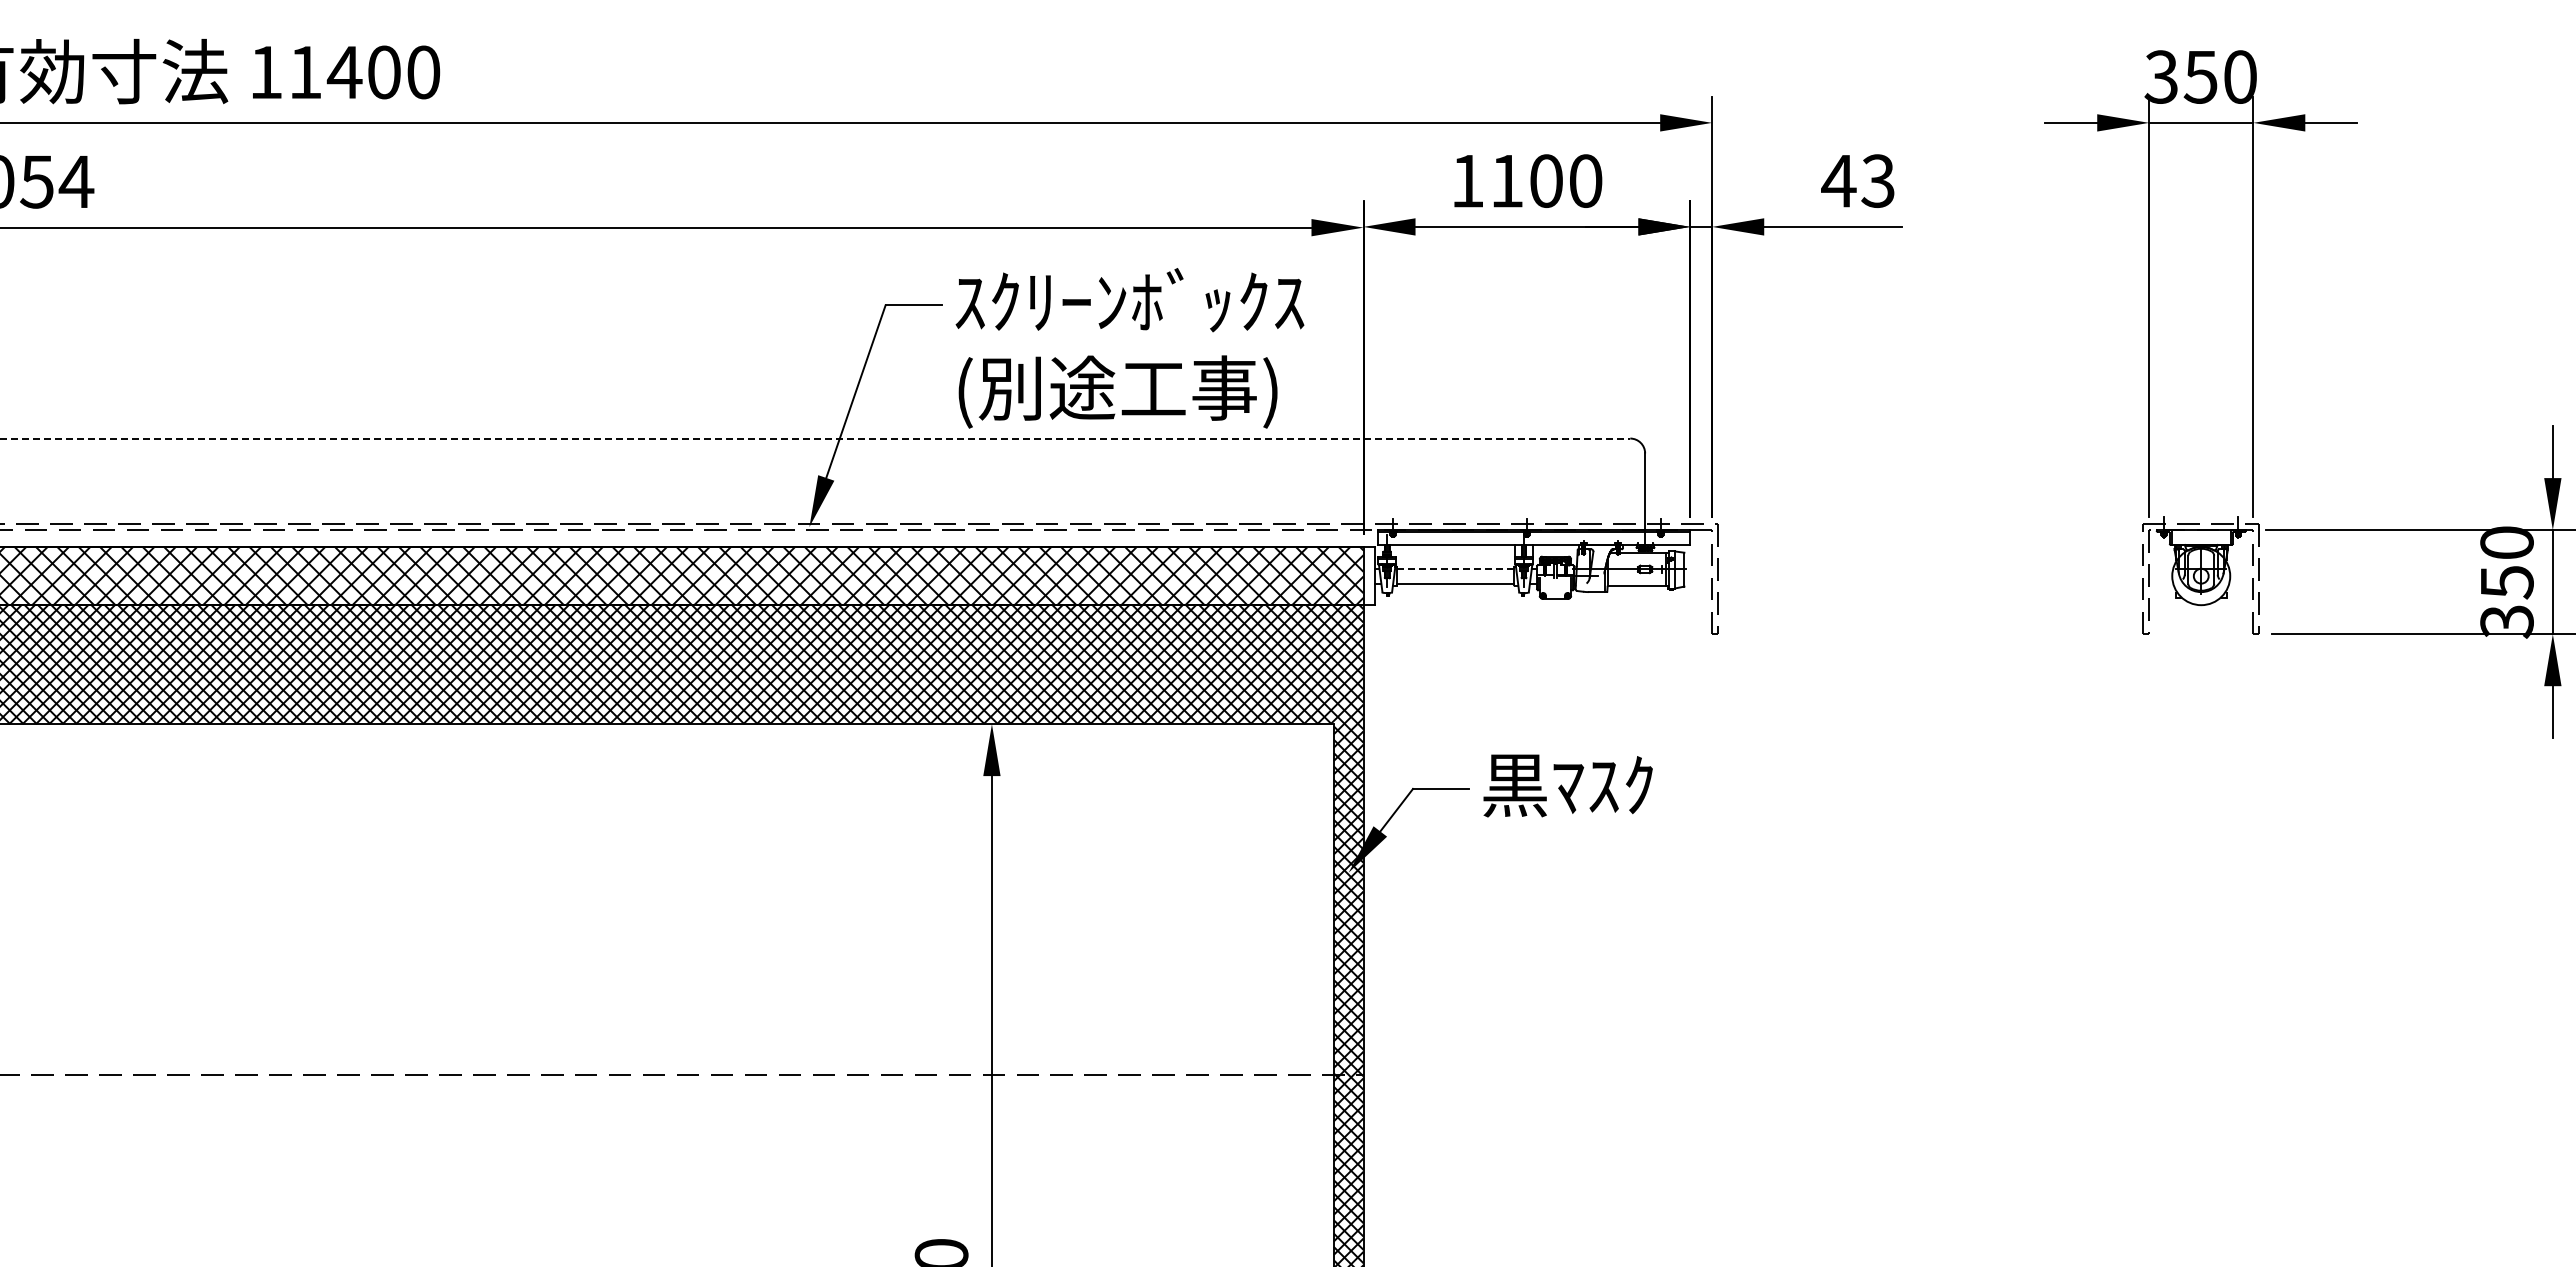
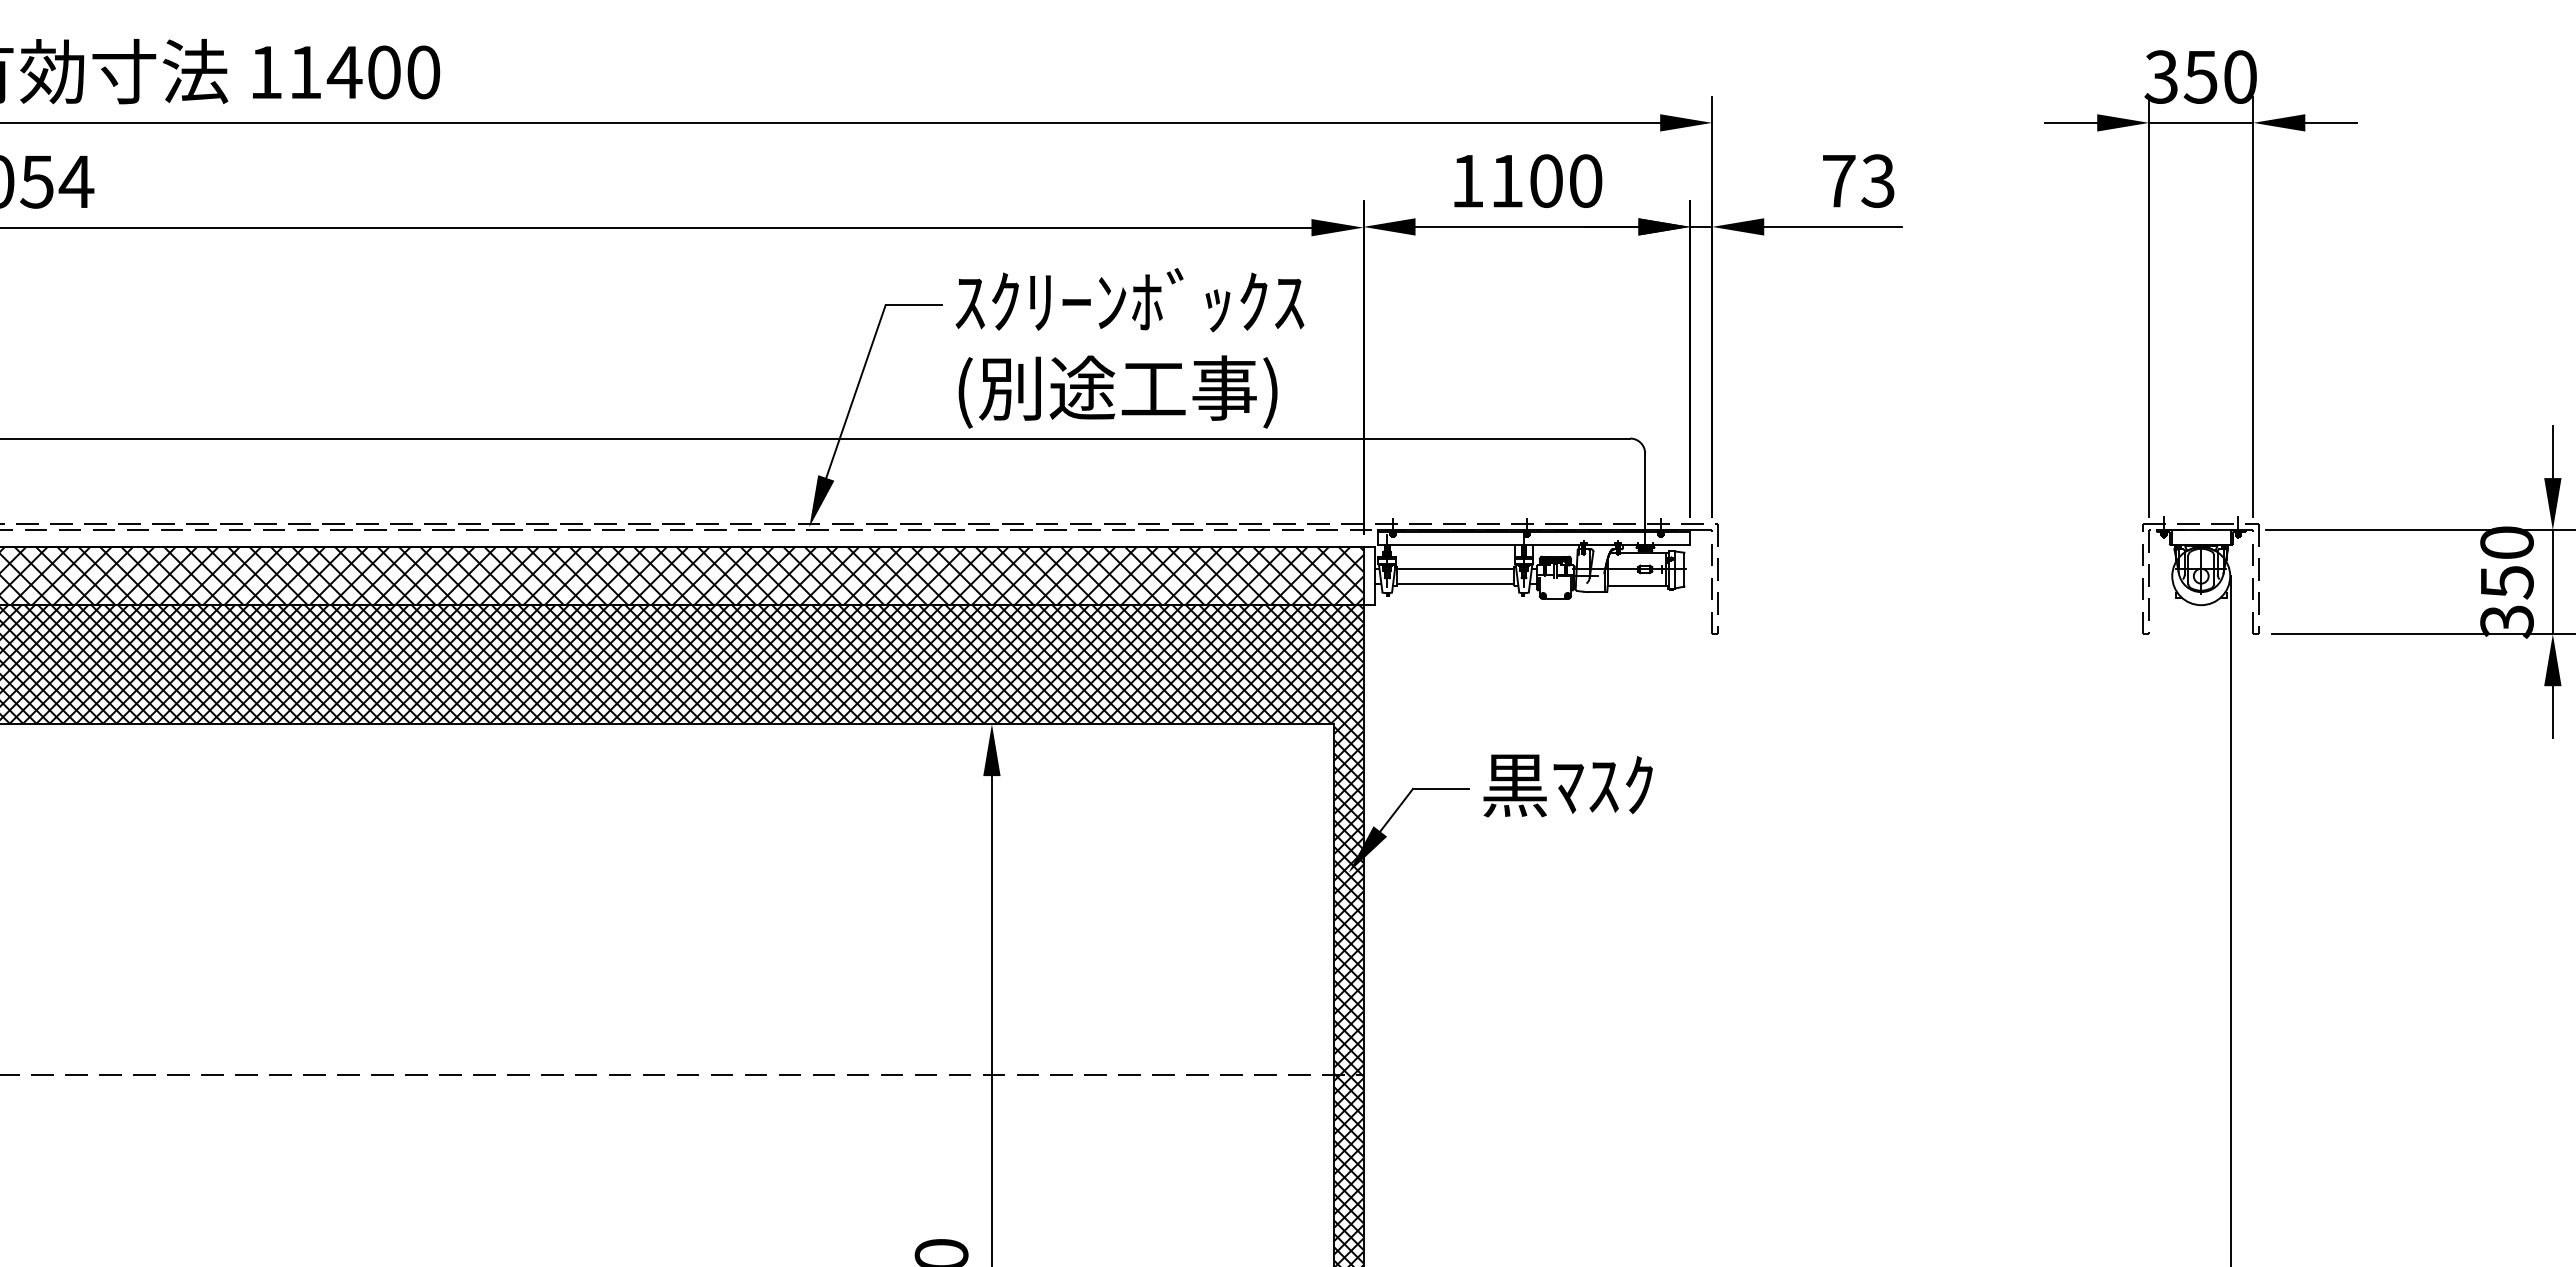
text: 43 -> 73 (1838, 181)
line: dashed -> solid (815, 438)
line: dashed -> solid (1455, 568)
line: none -> present (2230, 919)
